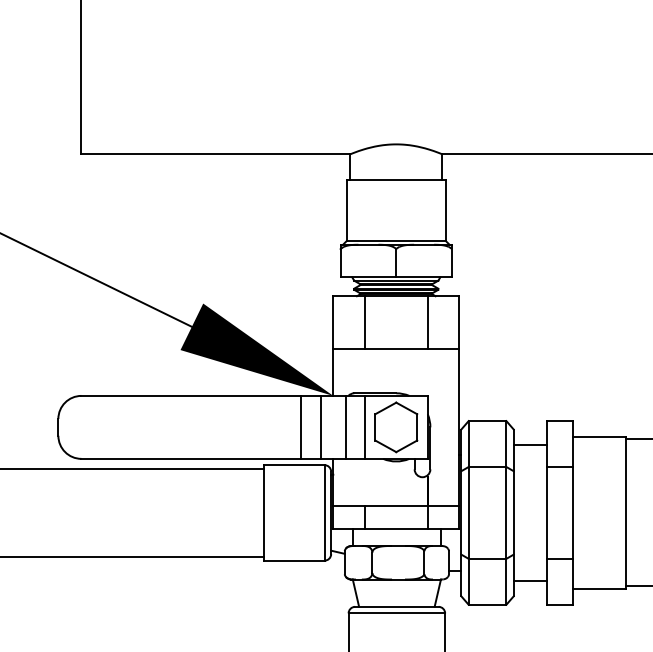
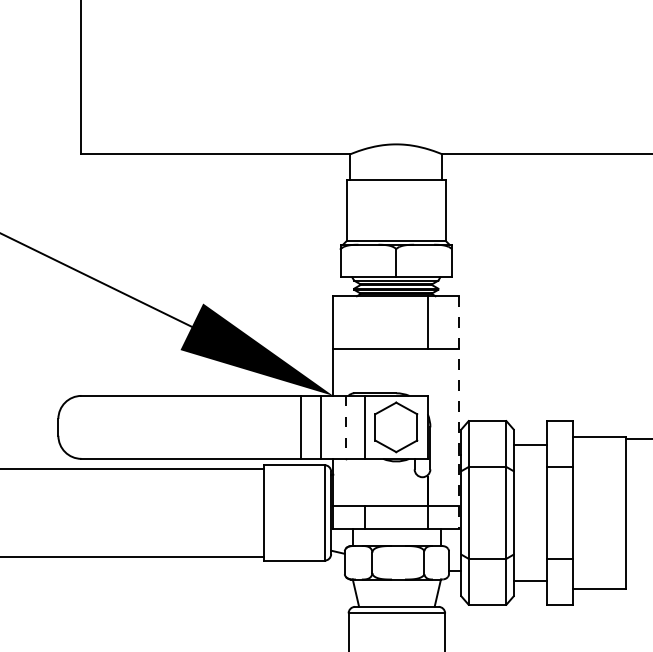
line: present -> none (365, 322)
line: solid -> dashed (459, 413)
line: solid -> dashed (345, 427)
line: present -> none (637, 586)
